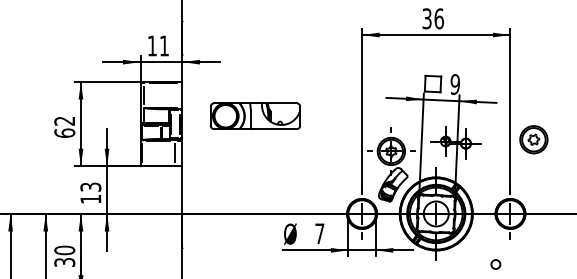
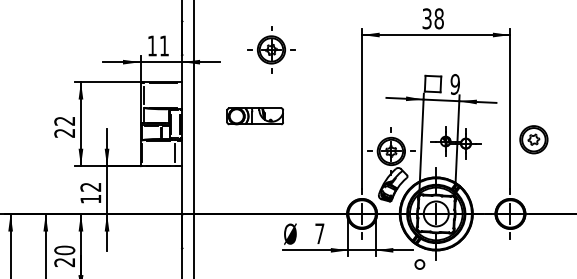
text: 36 -> 38 (438, 18)
part: none -> present (271, 49)
part size: 91x28 px -> 58x19 px (254, 116)
text: 62 -> 22 (64, 132)
line: none -> present (194, 138)
text: 13 -> 12 (90, 186)
text: 30 -> 20 (64, 262)
circle position: (495, 264) -> (419, 264) (419, 264)
